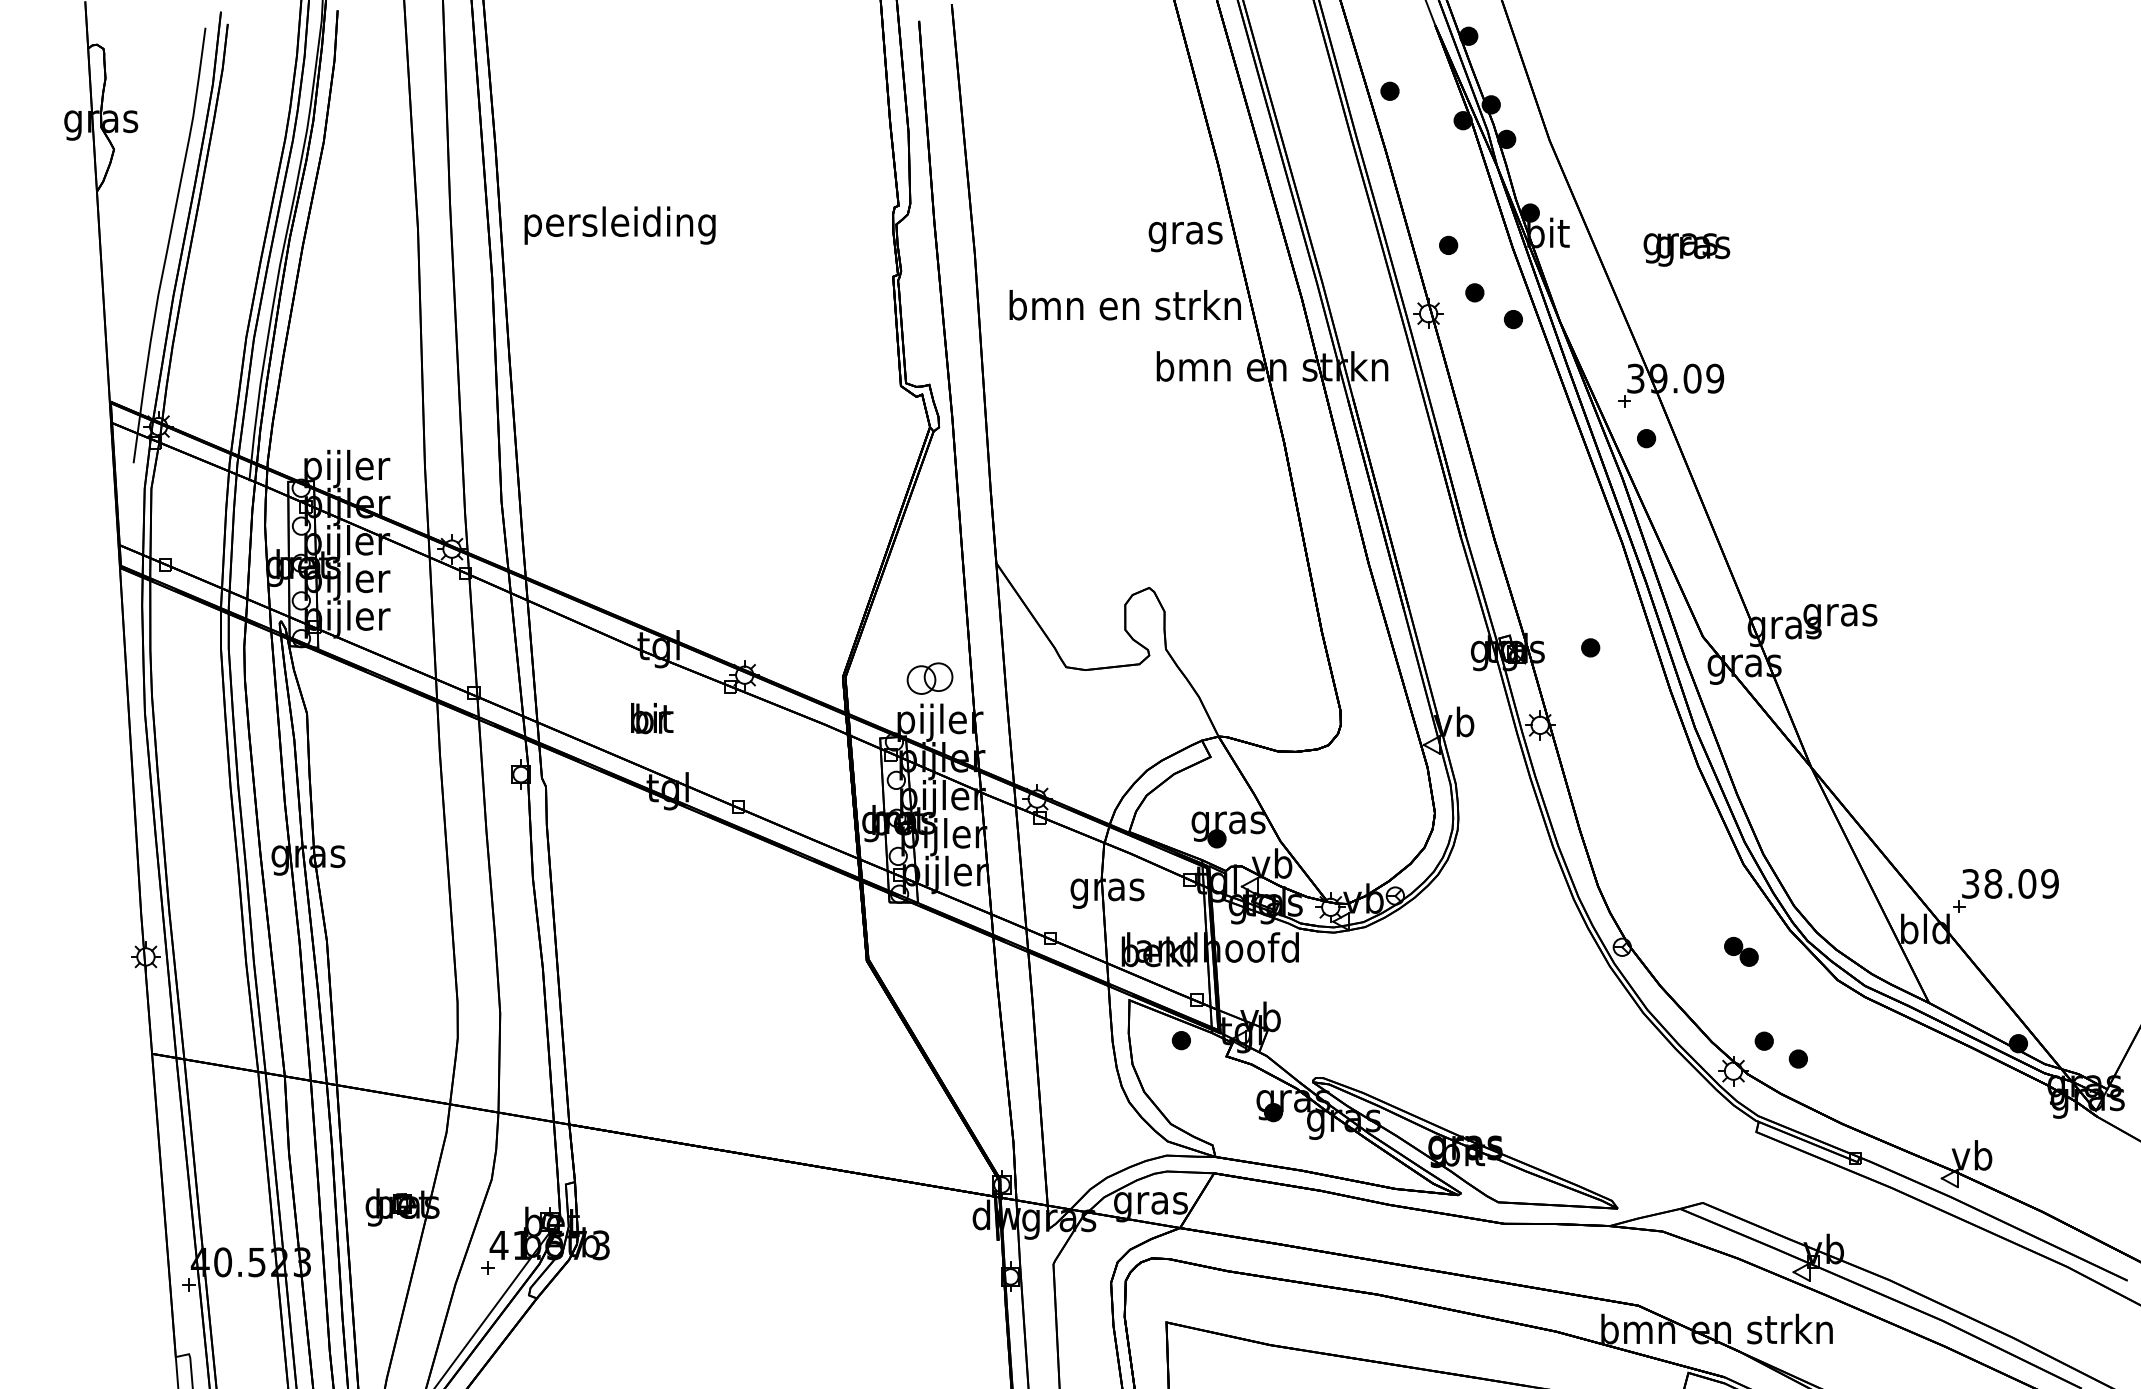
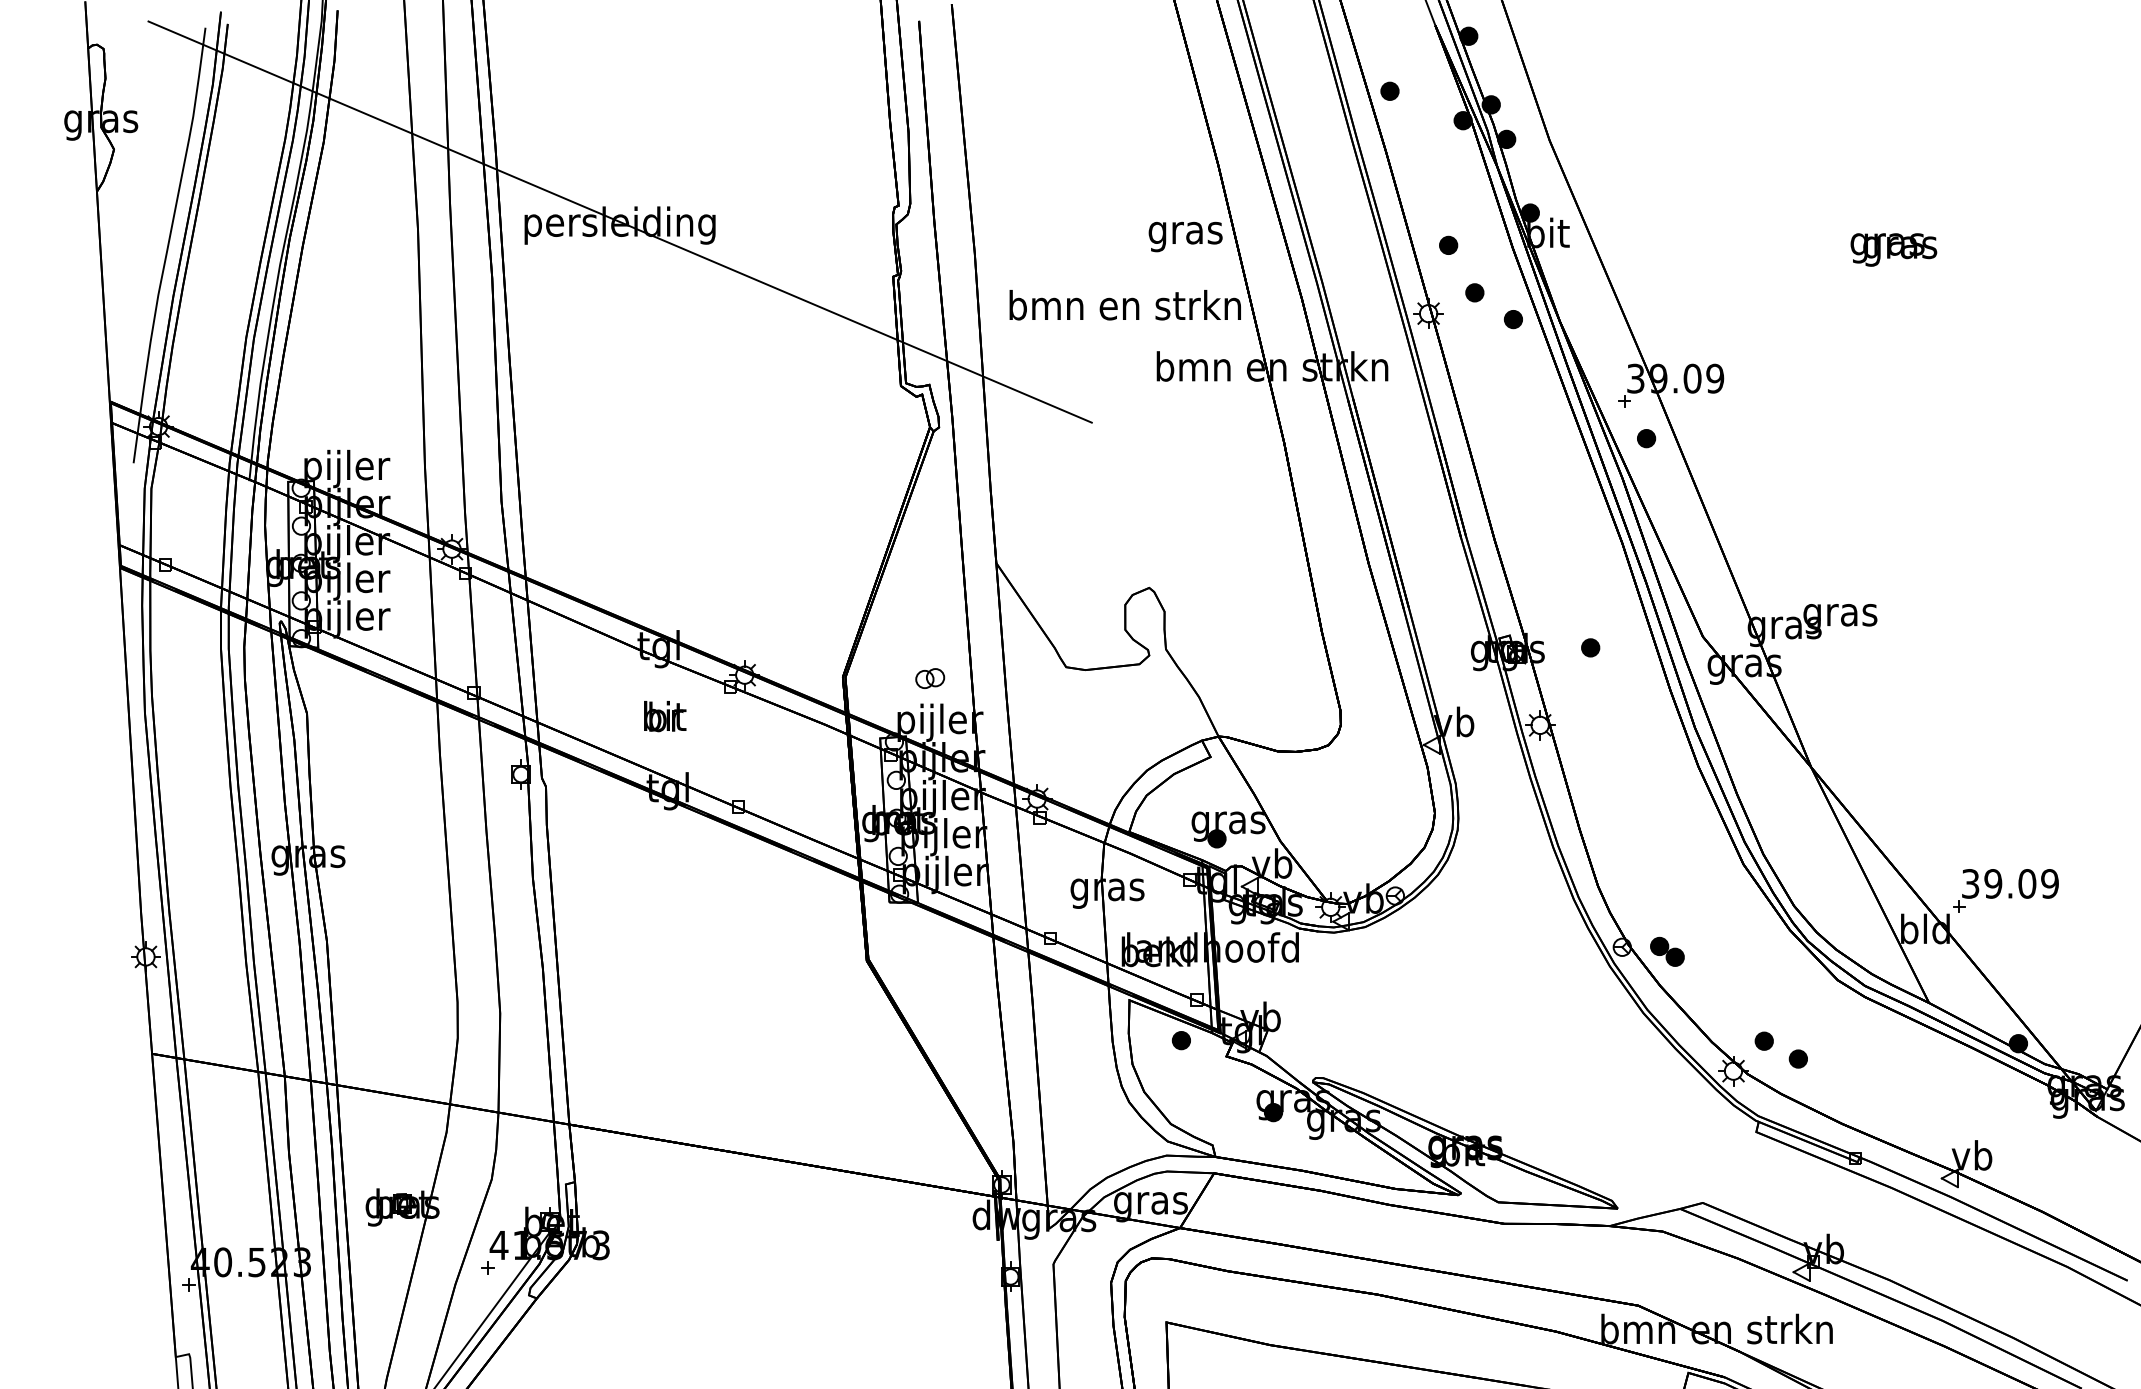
line: none -> present (619, 221)
text position: (1686, 249) -> (1893, 249) (1893, 249)
part size: 48x33 px -> 31x21 px (930, 678)
text position: (652, 718) -> (665, 716) (665, 716)
text: 38.09 -> 39.09 (1993, 883)
part position: (1741, 951) -> (1667, 951) (1667, 951)
